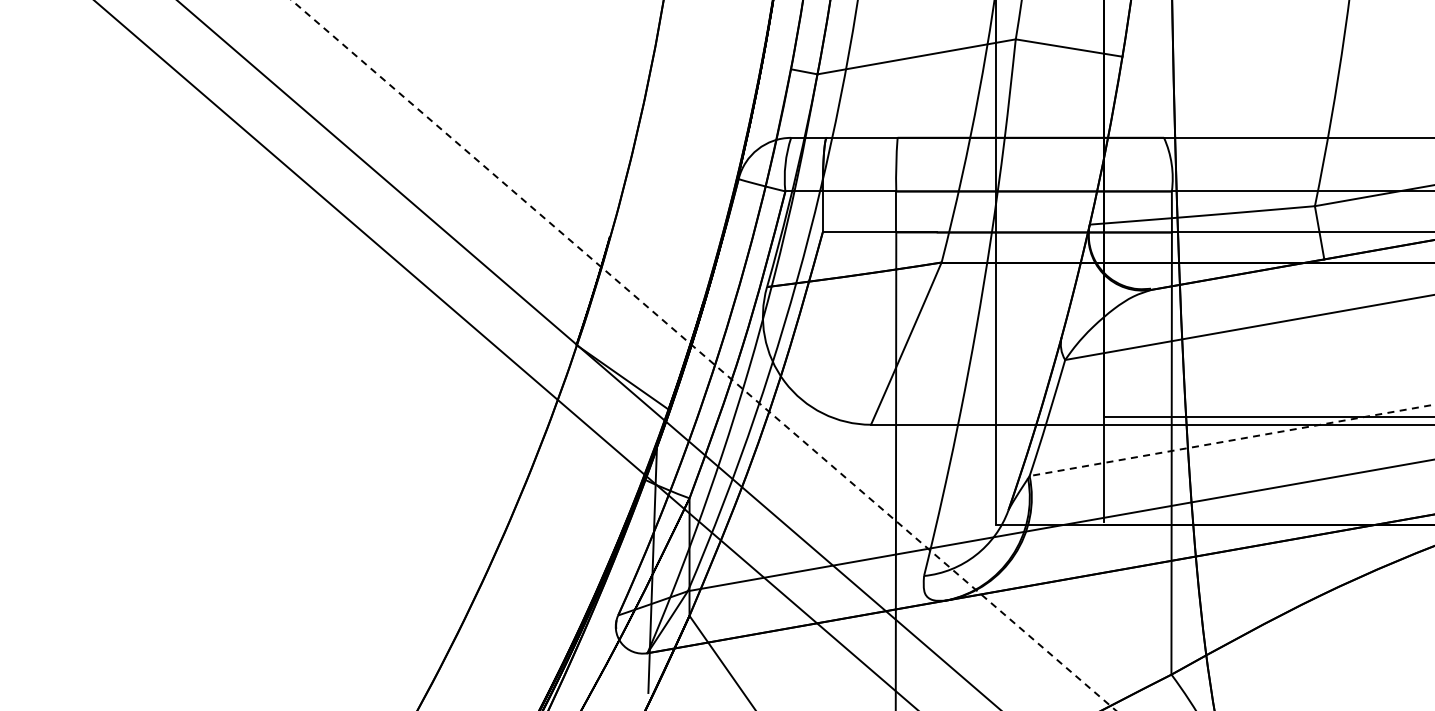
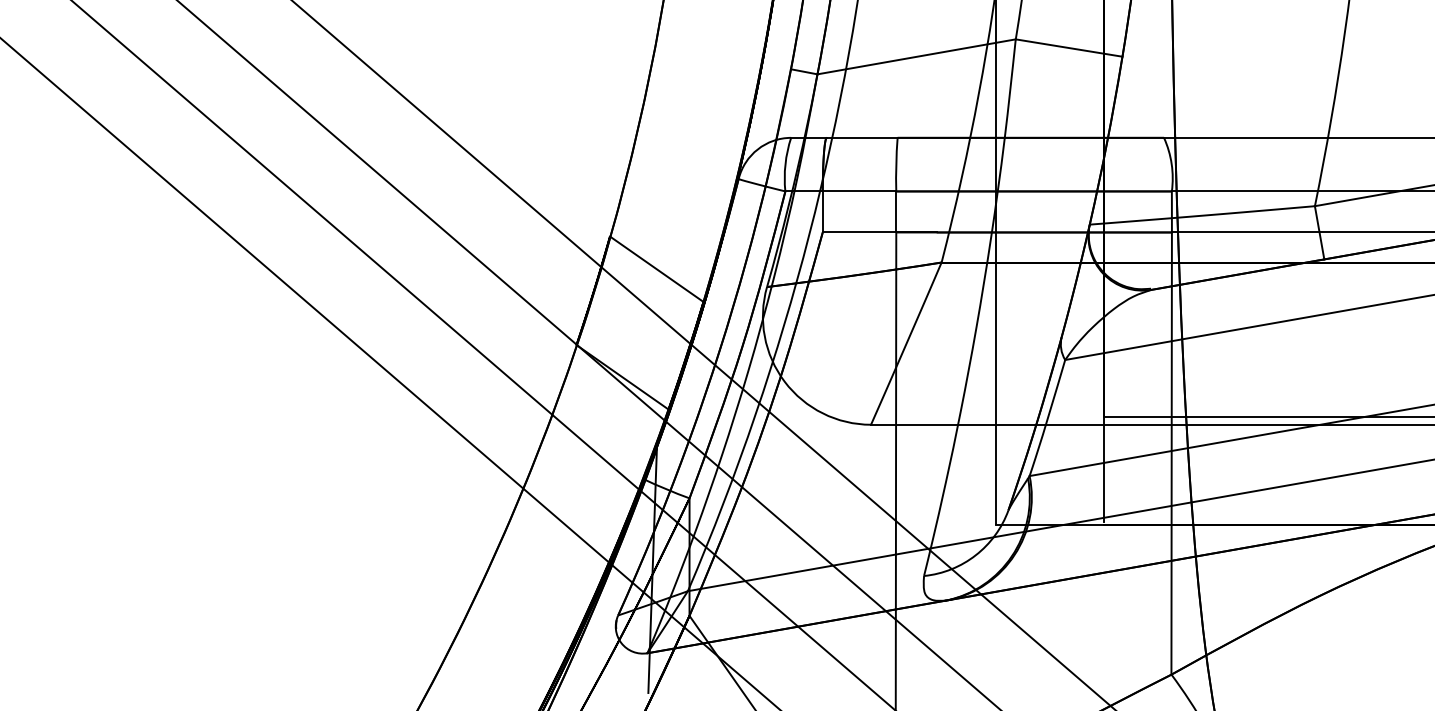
line: none -> present (656, 269)
line position: (505, 354) -> (482, 354) (482, 354)
line: dashed -> solid (703, 355)
line: none -> present (389, 373)
line: dashed -> solid (1231, 440)
